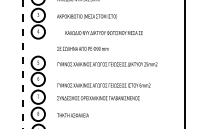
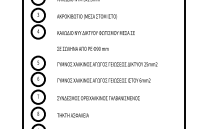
text position: (103, 32) -> (95, 32) (95, 32)
line: dashed -> solid (23, 65)
text position: (103, 85) -> (103, 80) (103, 80)
